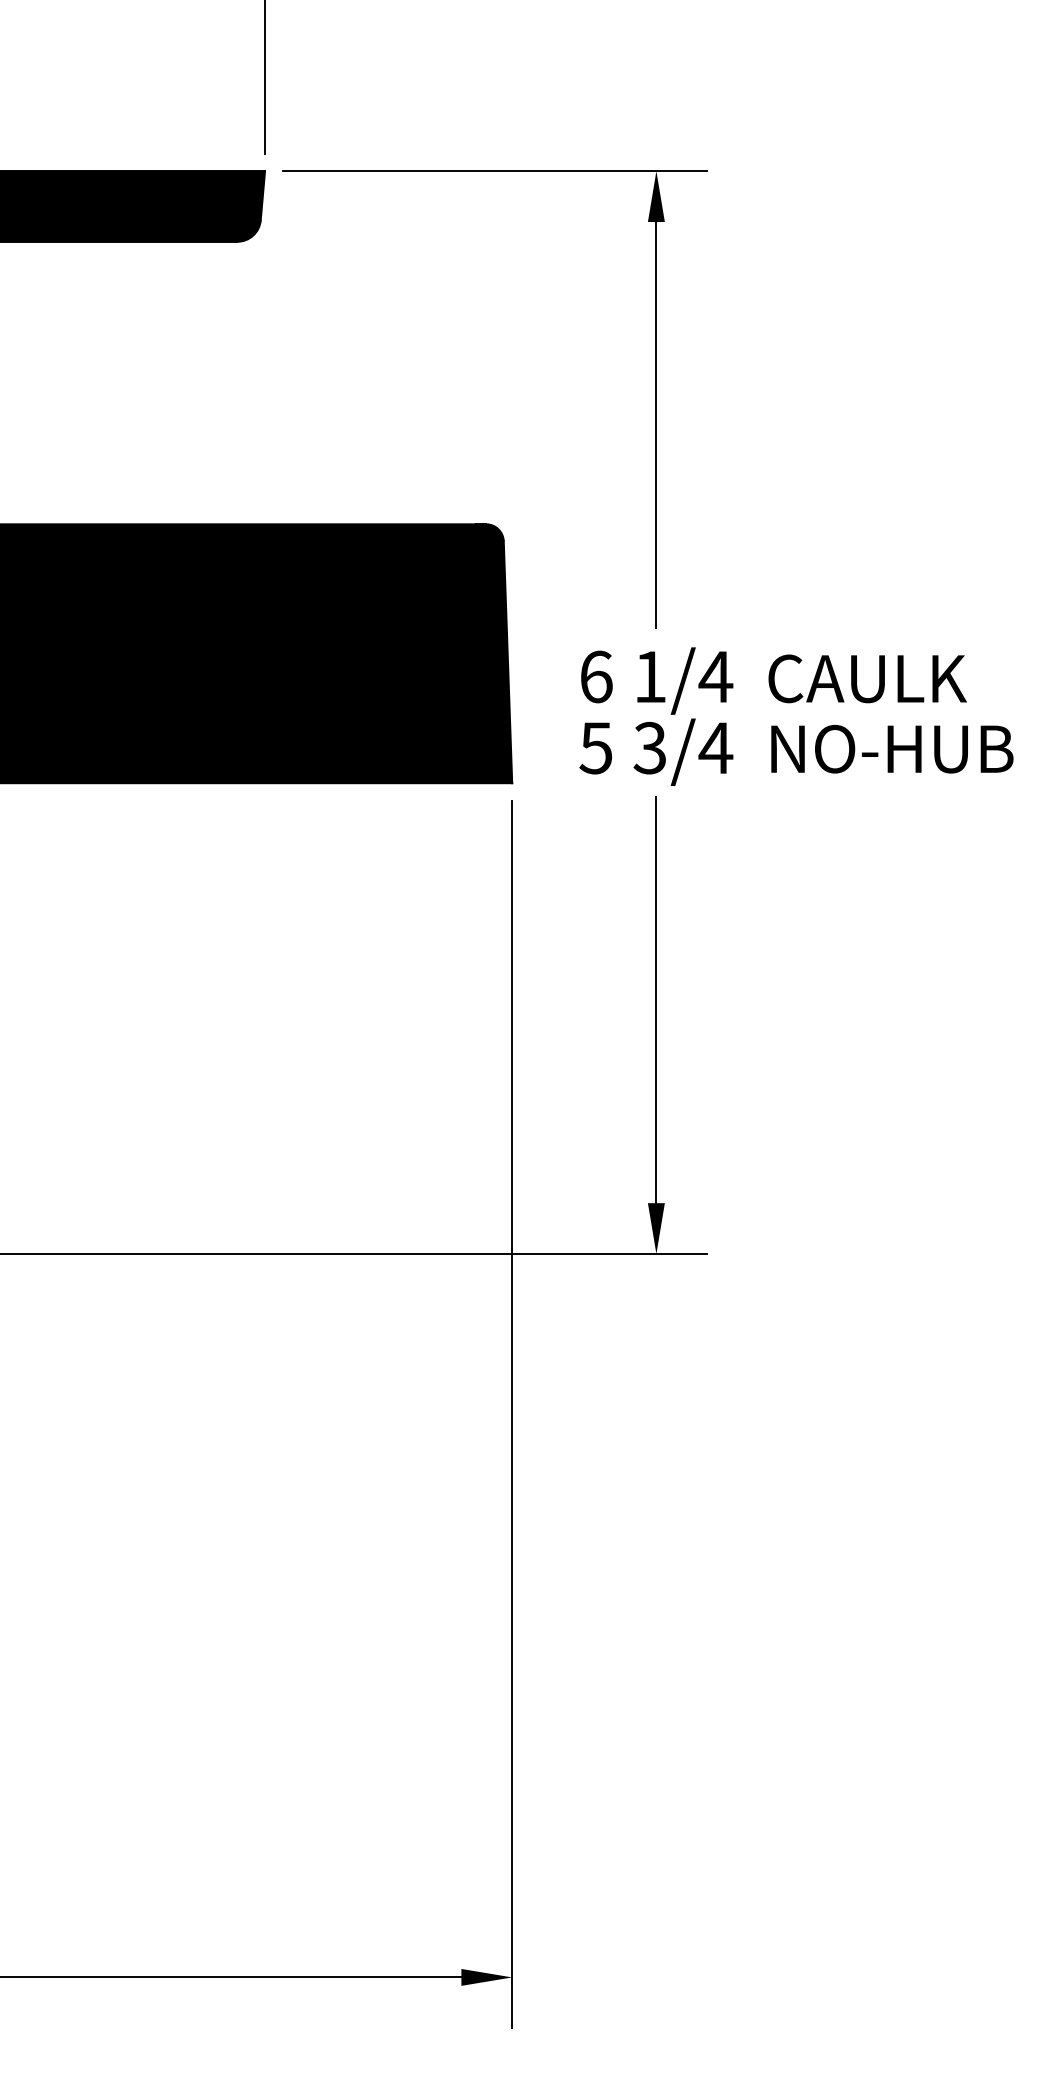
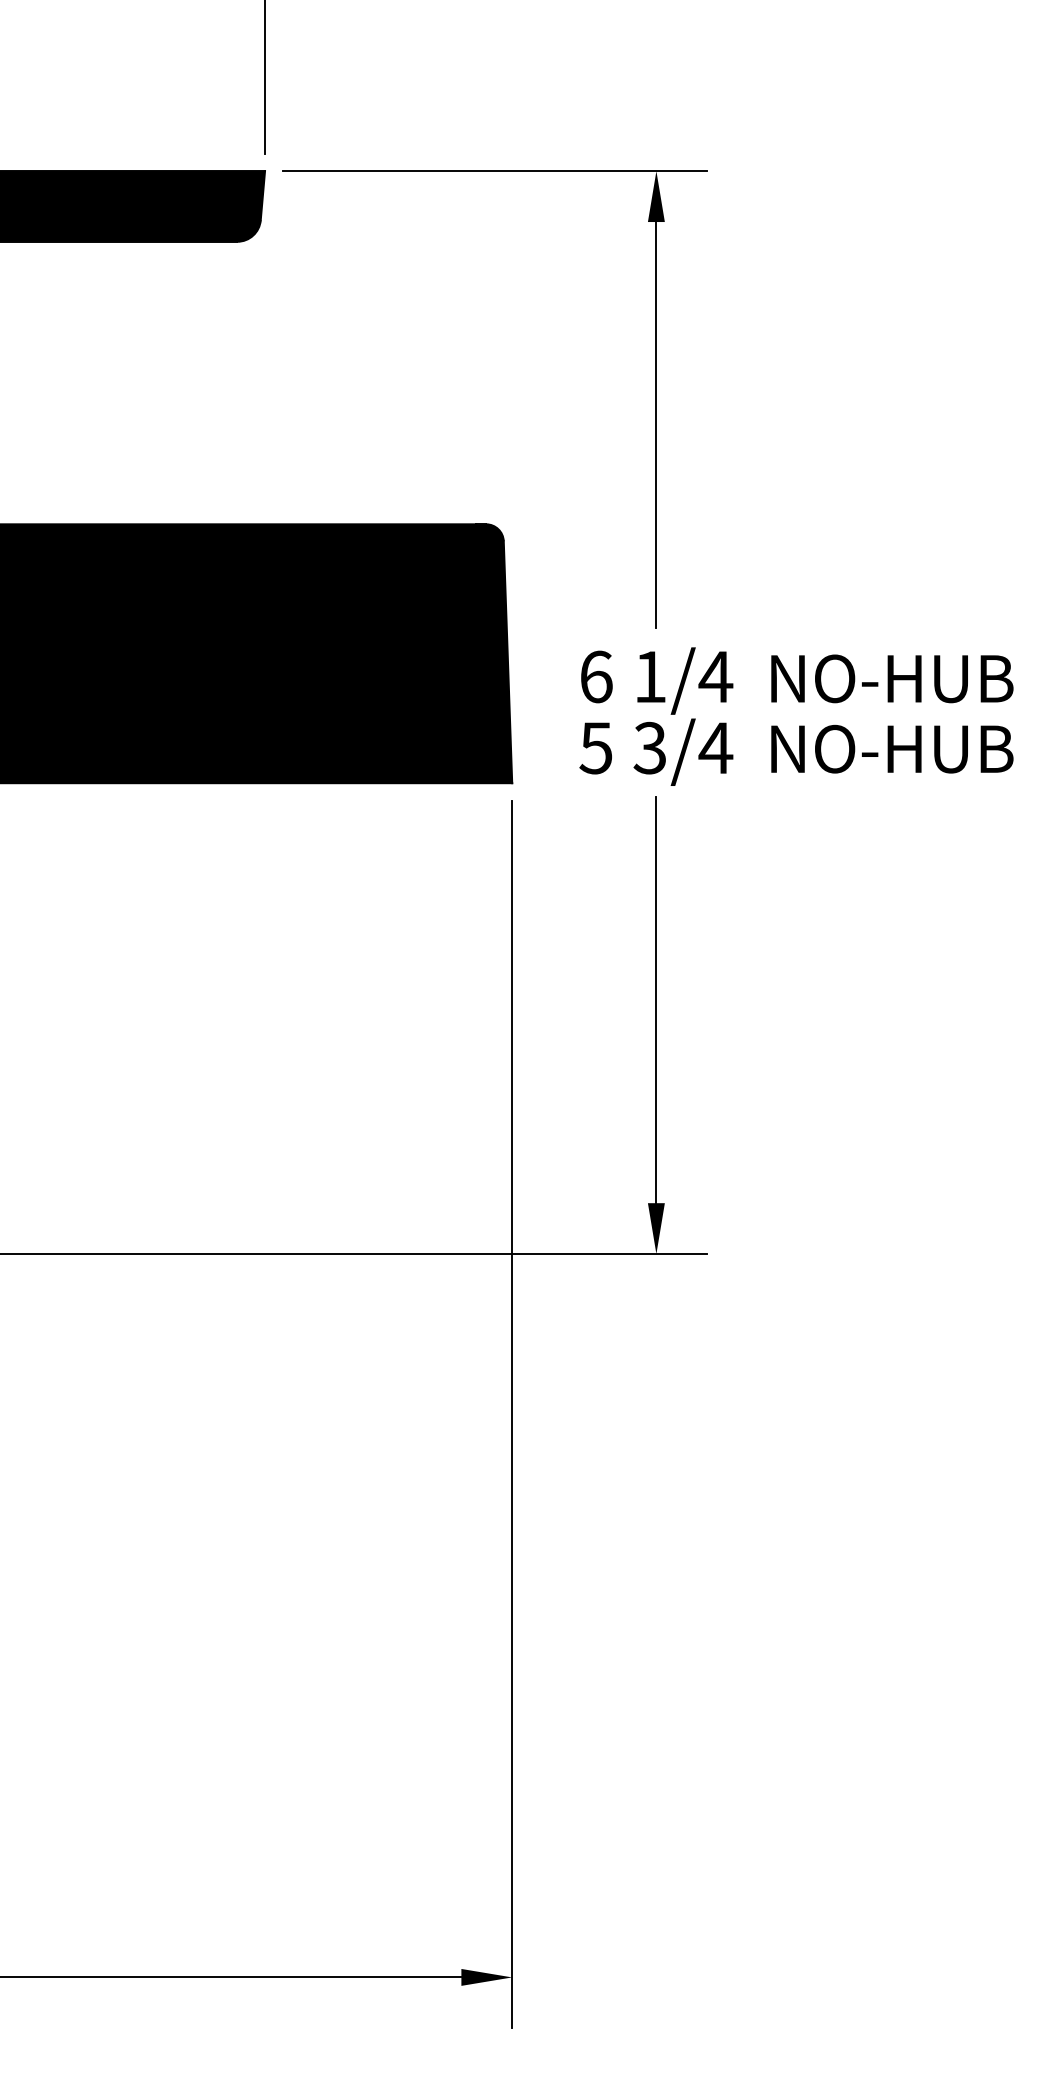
text: CAULK -> NO-HUB (890, 678)
